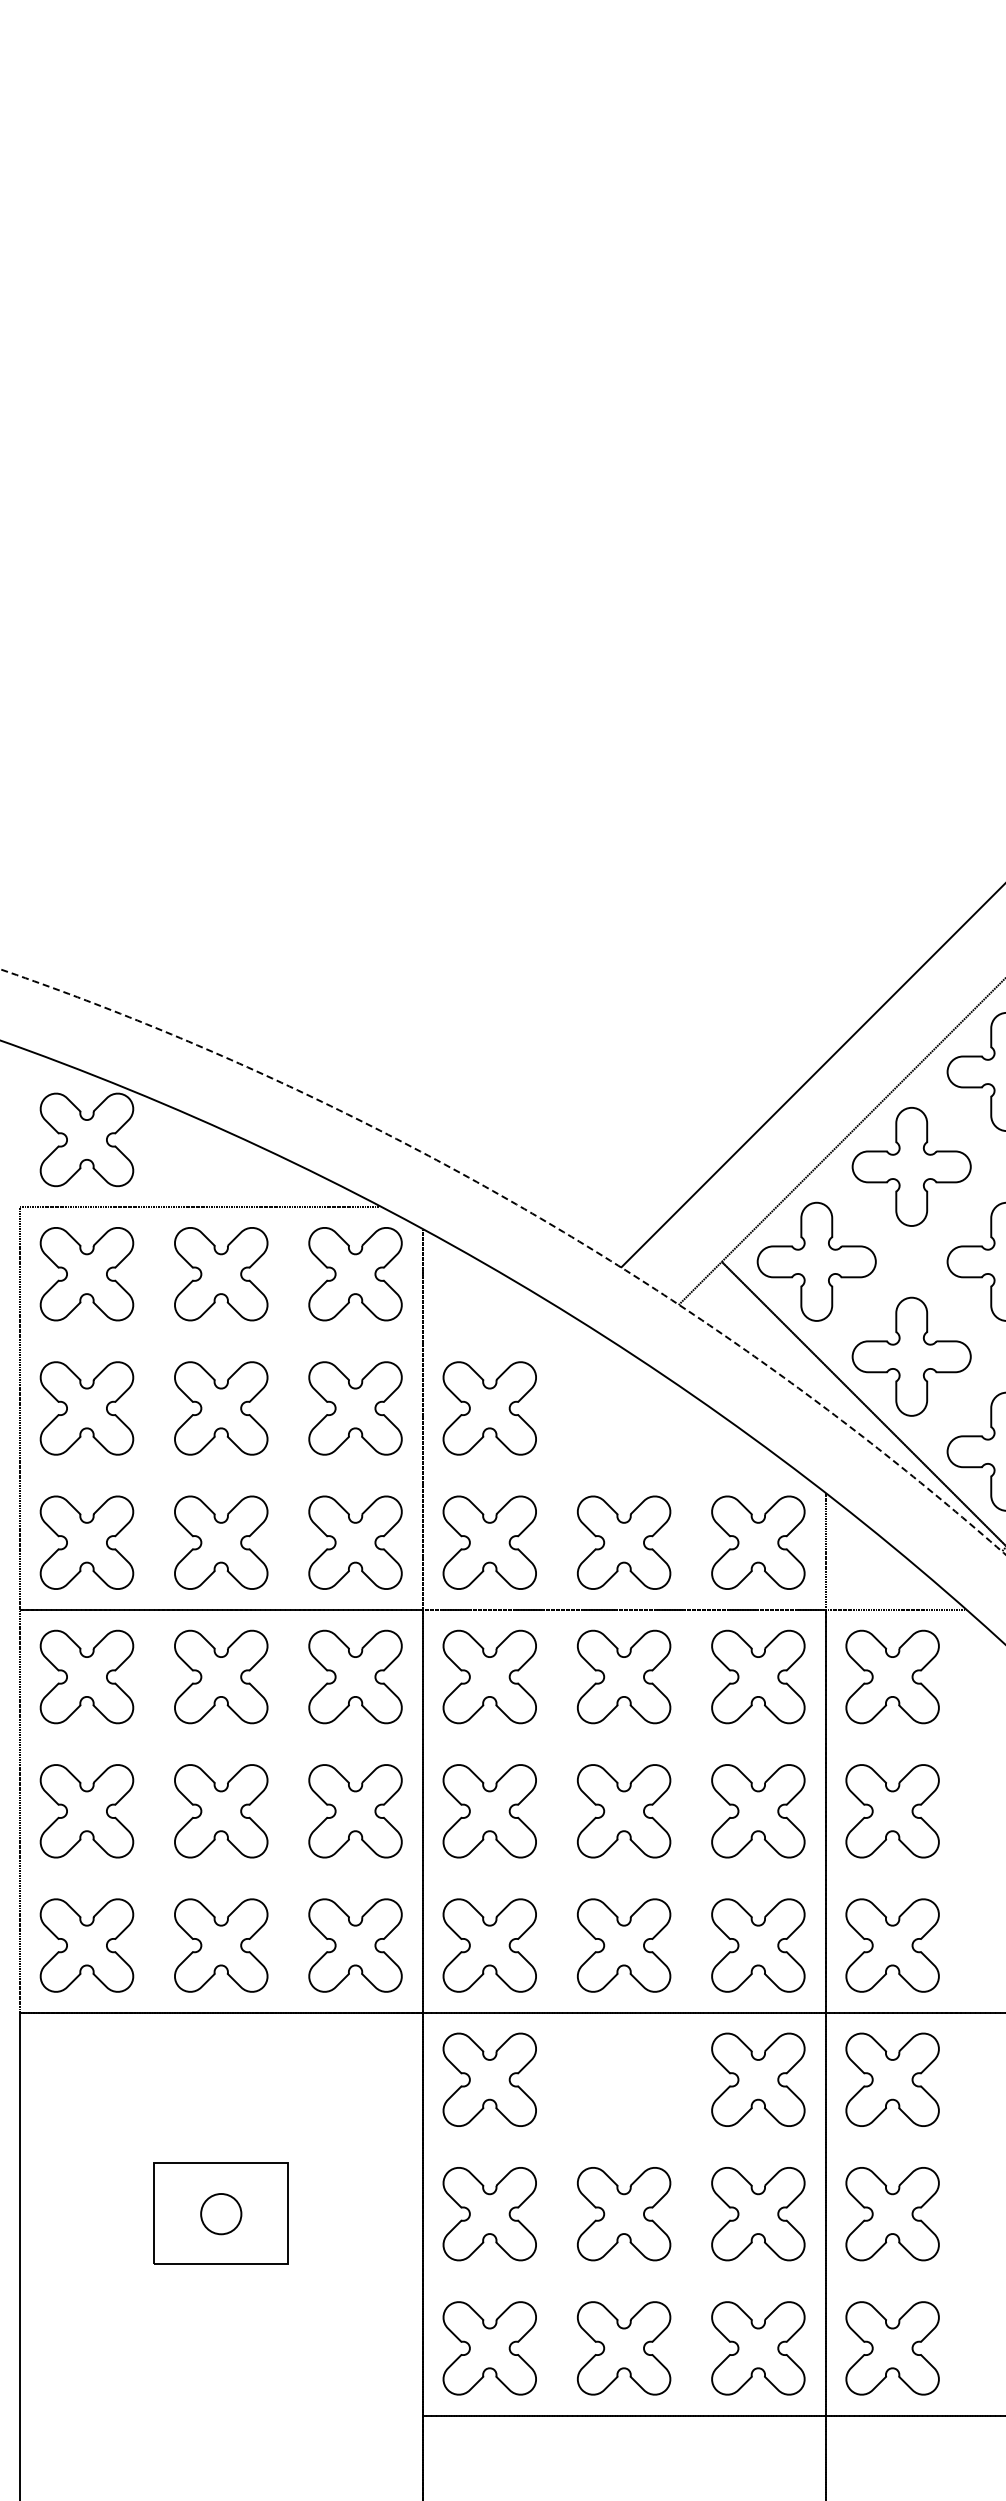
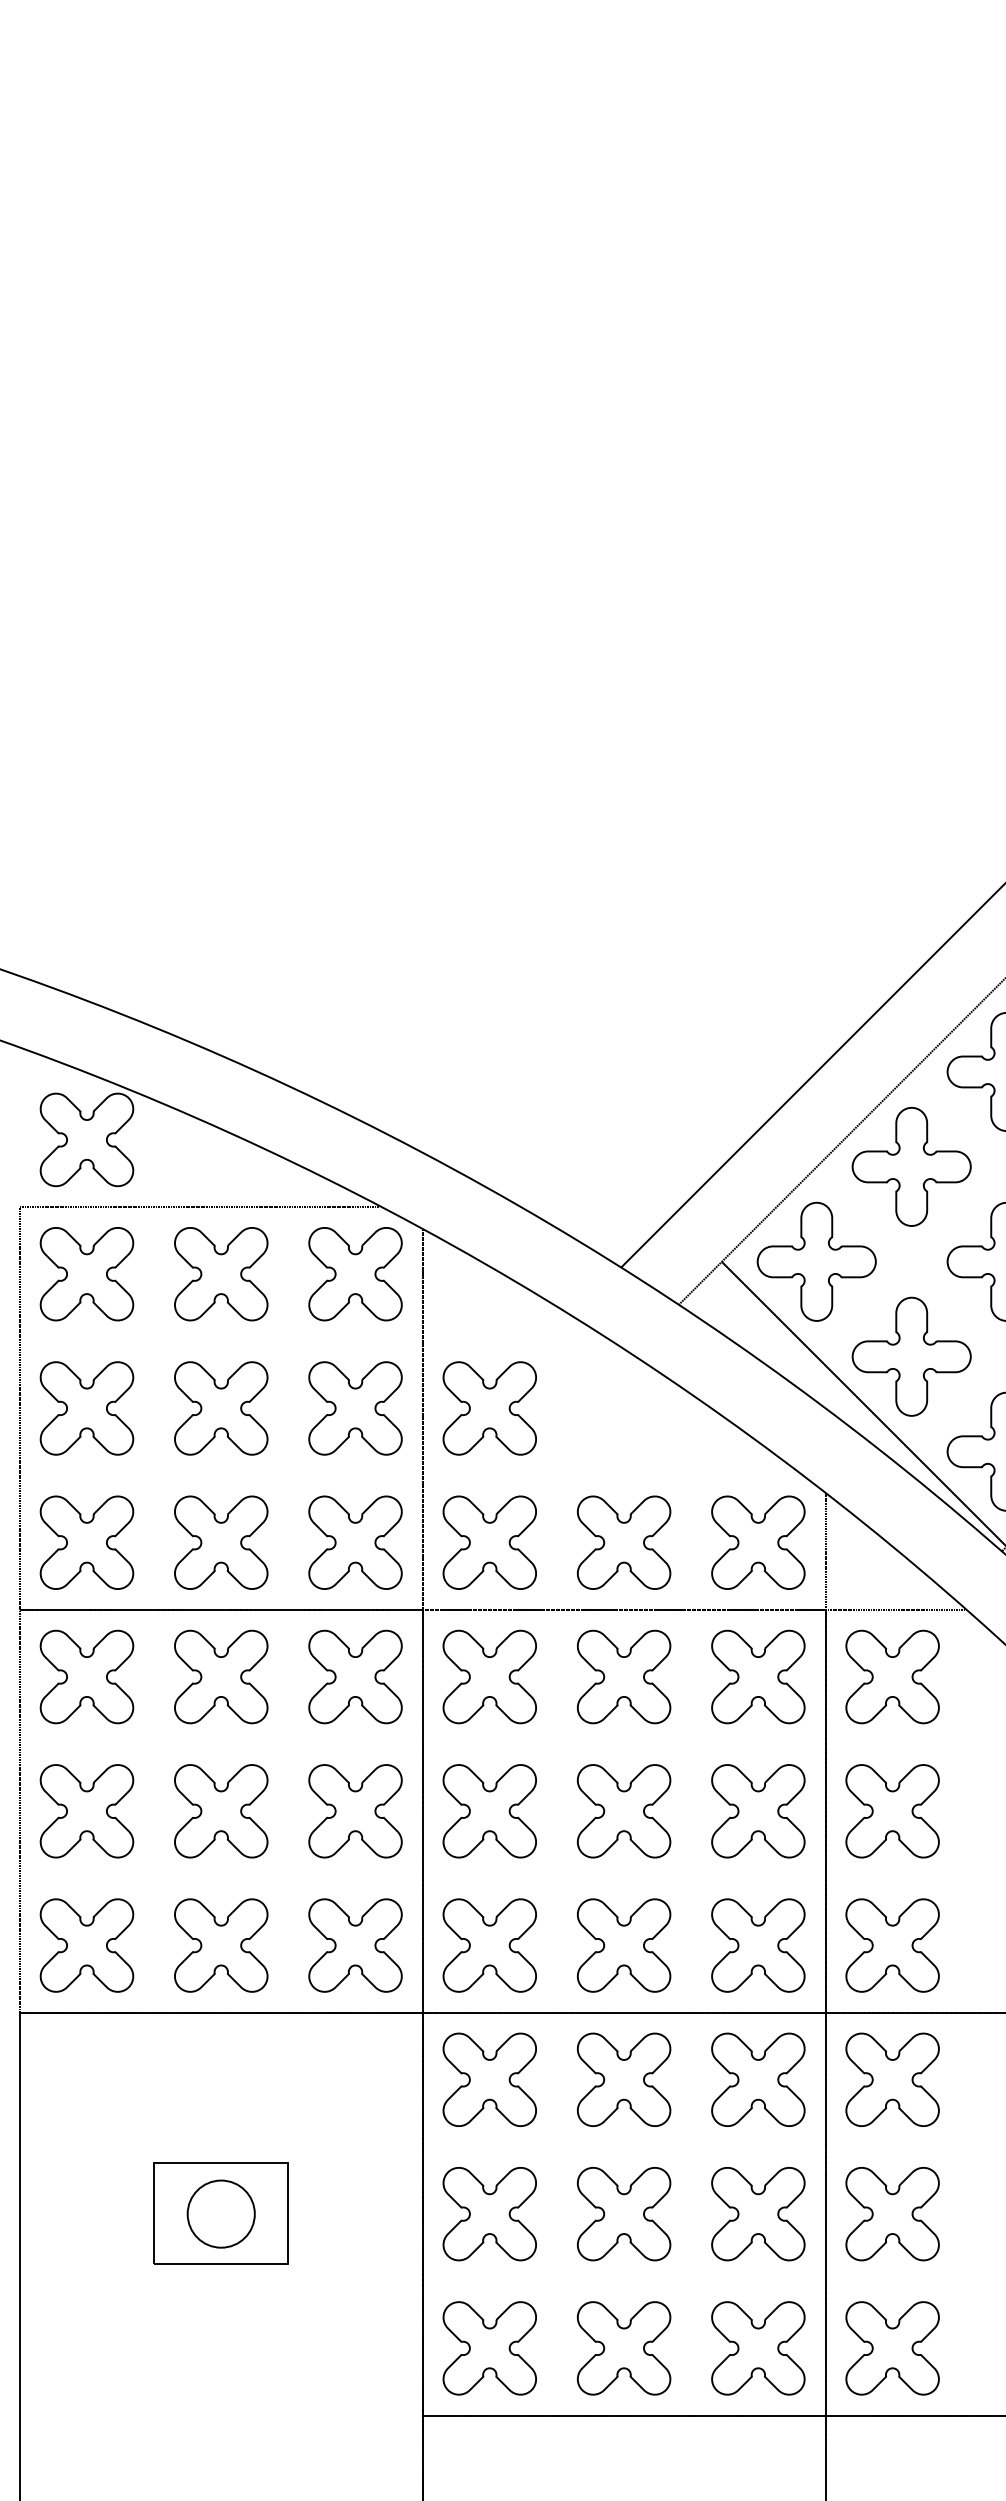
circle: dashed -> solid (502, 1261)
part: none -> present (624, 2079)
circle diameter: 40 px -> 67 px (220, 2213)
